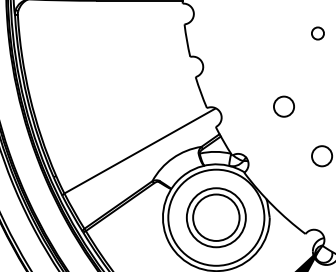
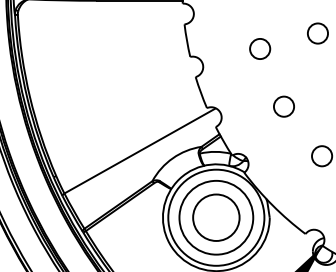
circle size: 14x15 px -> 22x23 px (317, 33)
circle: none -> present (260, 48)
circle diameter: 59 px -> 74 px (216, 217)
